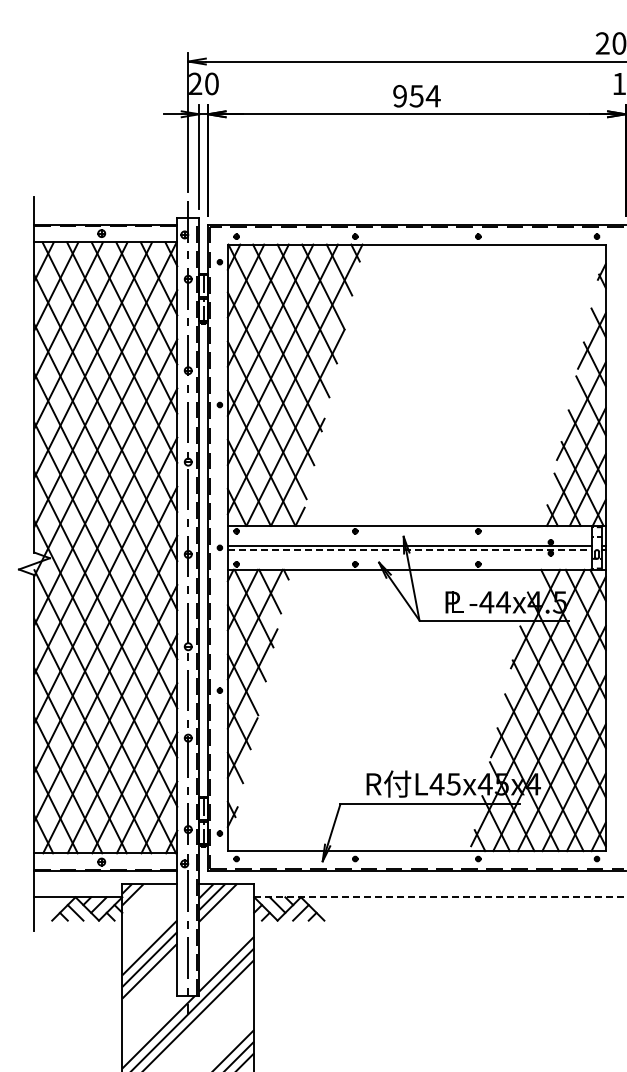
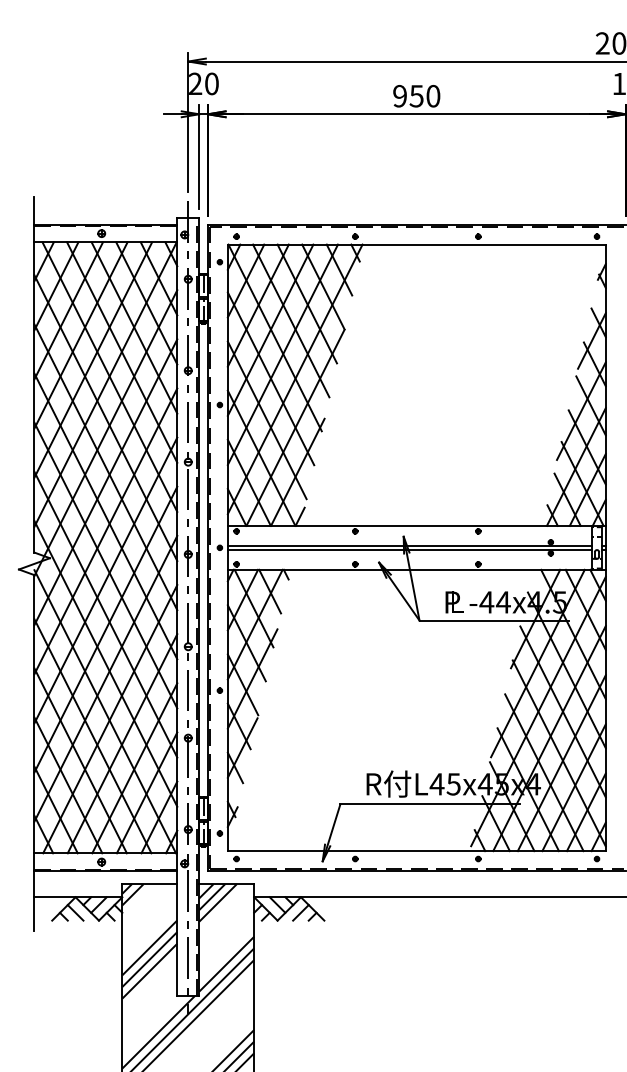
text: 954 -> 950 (432, 95)
line: dashed -> solid (410, 550)
line: dashed -> solid (441, 897)
